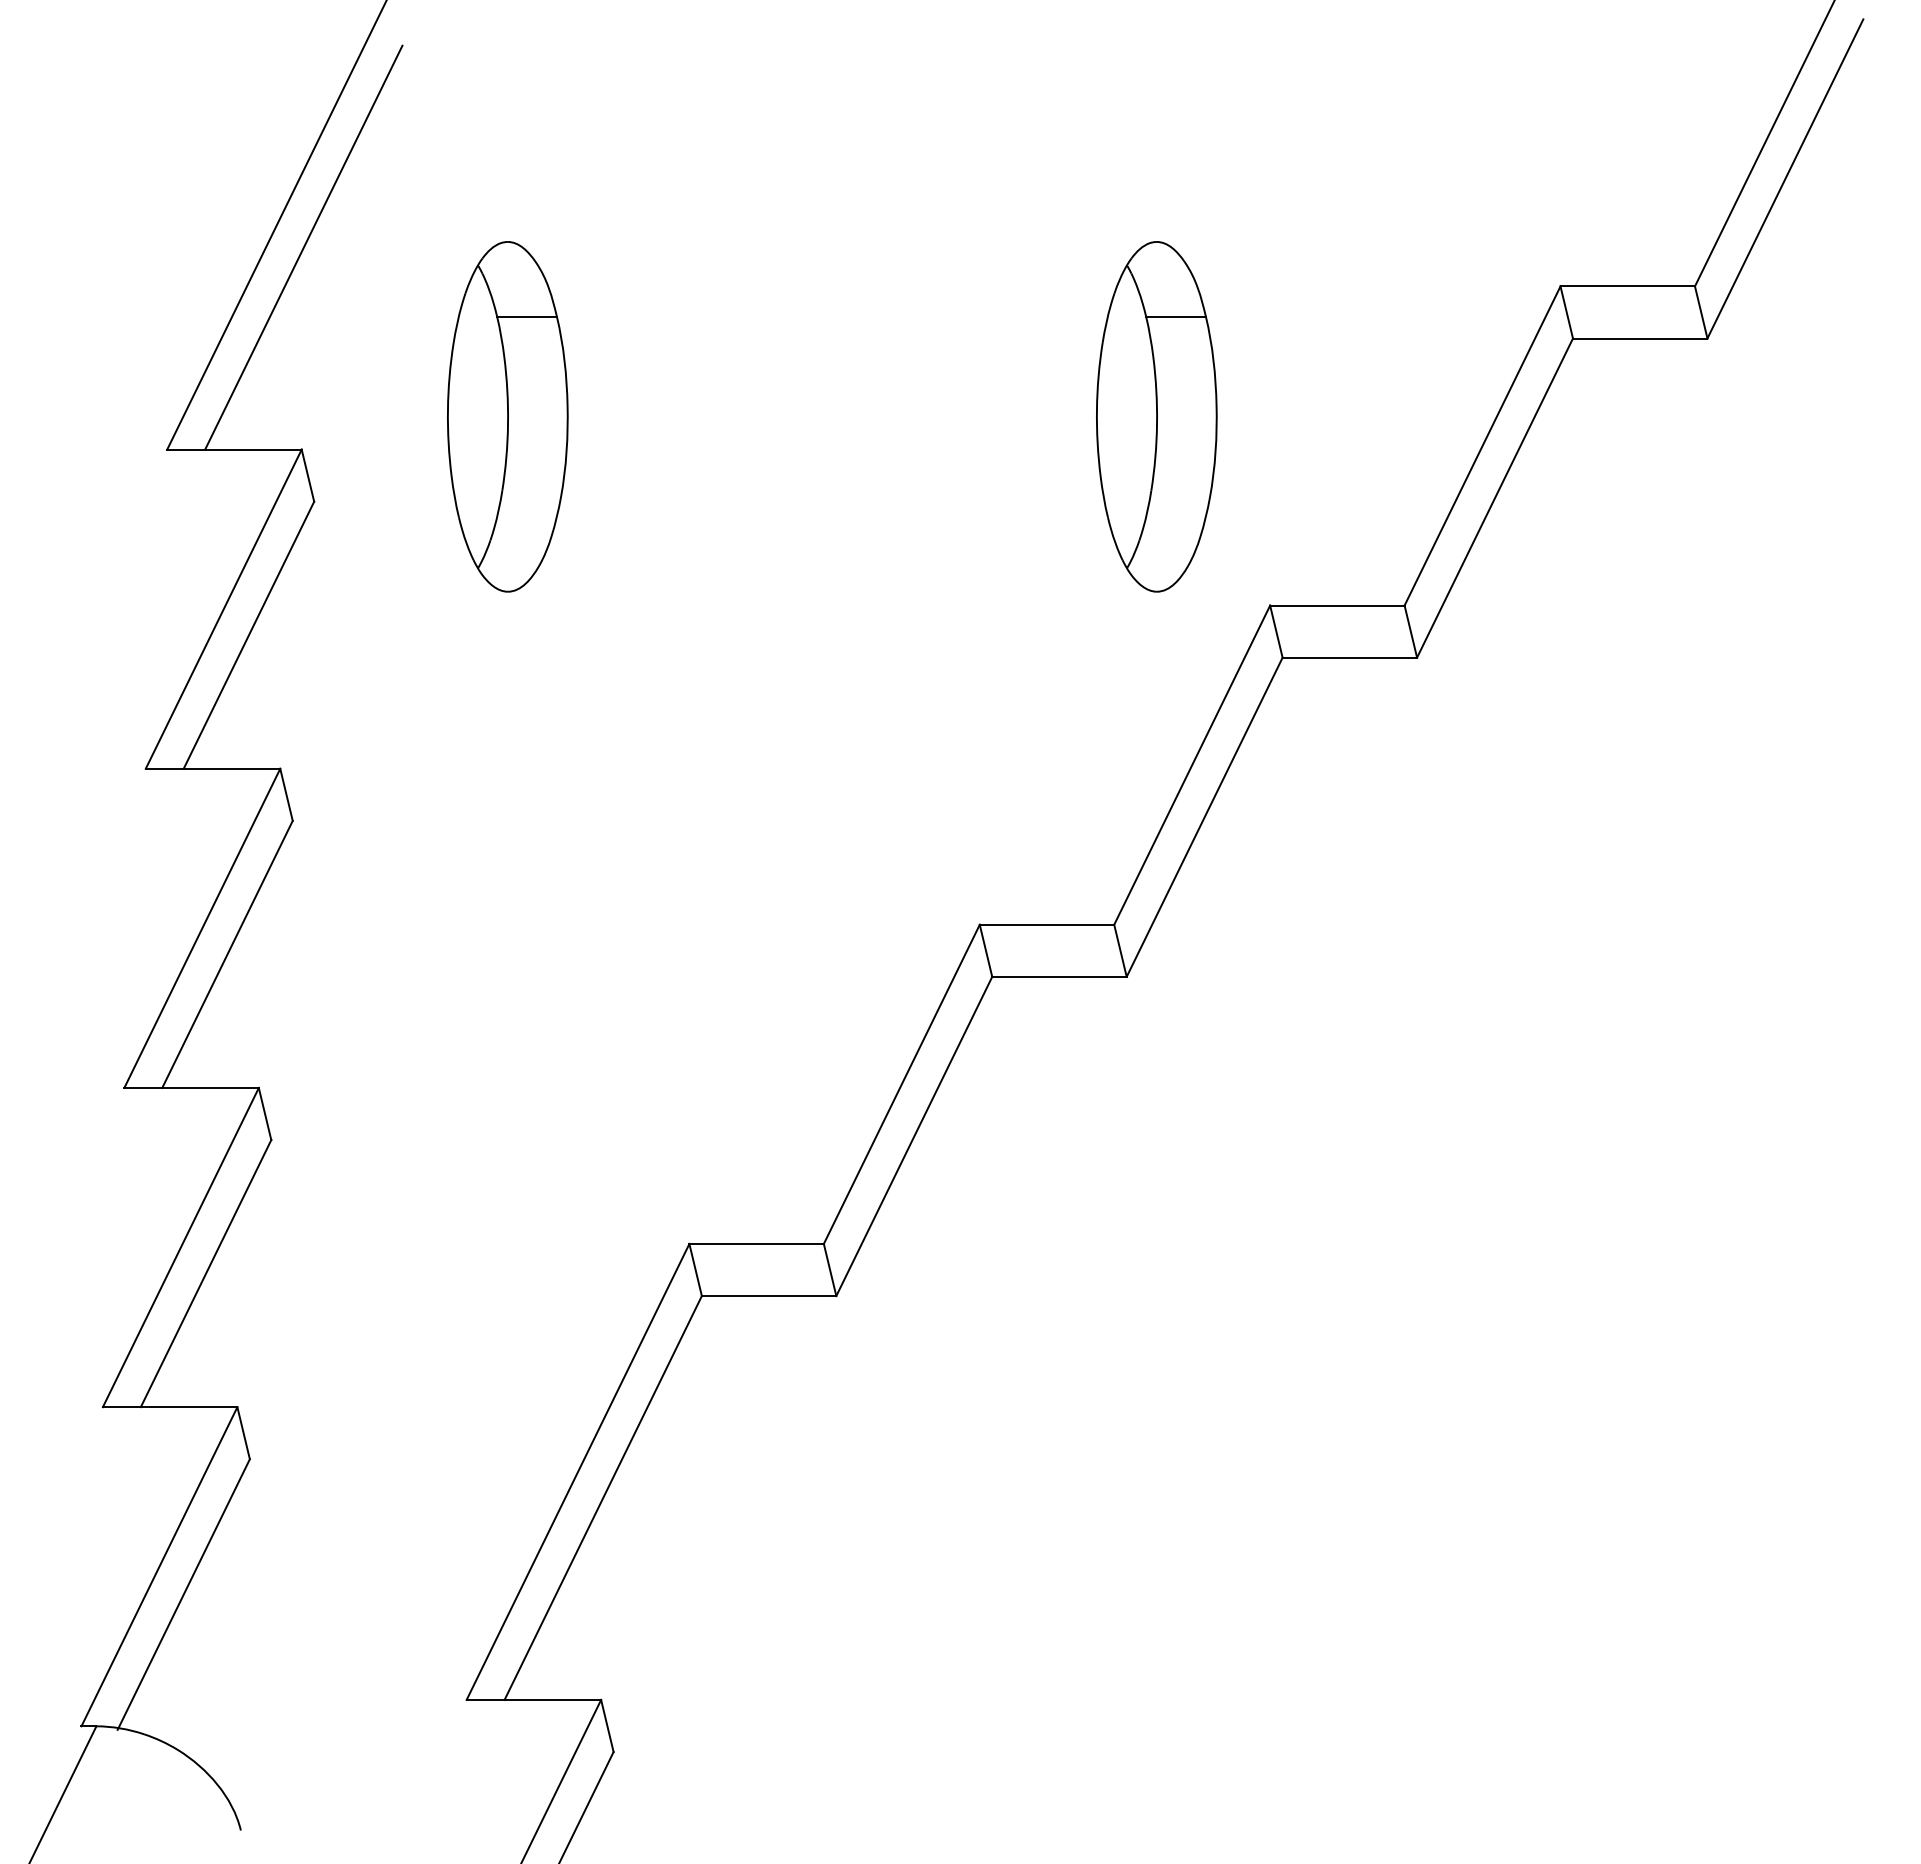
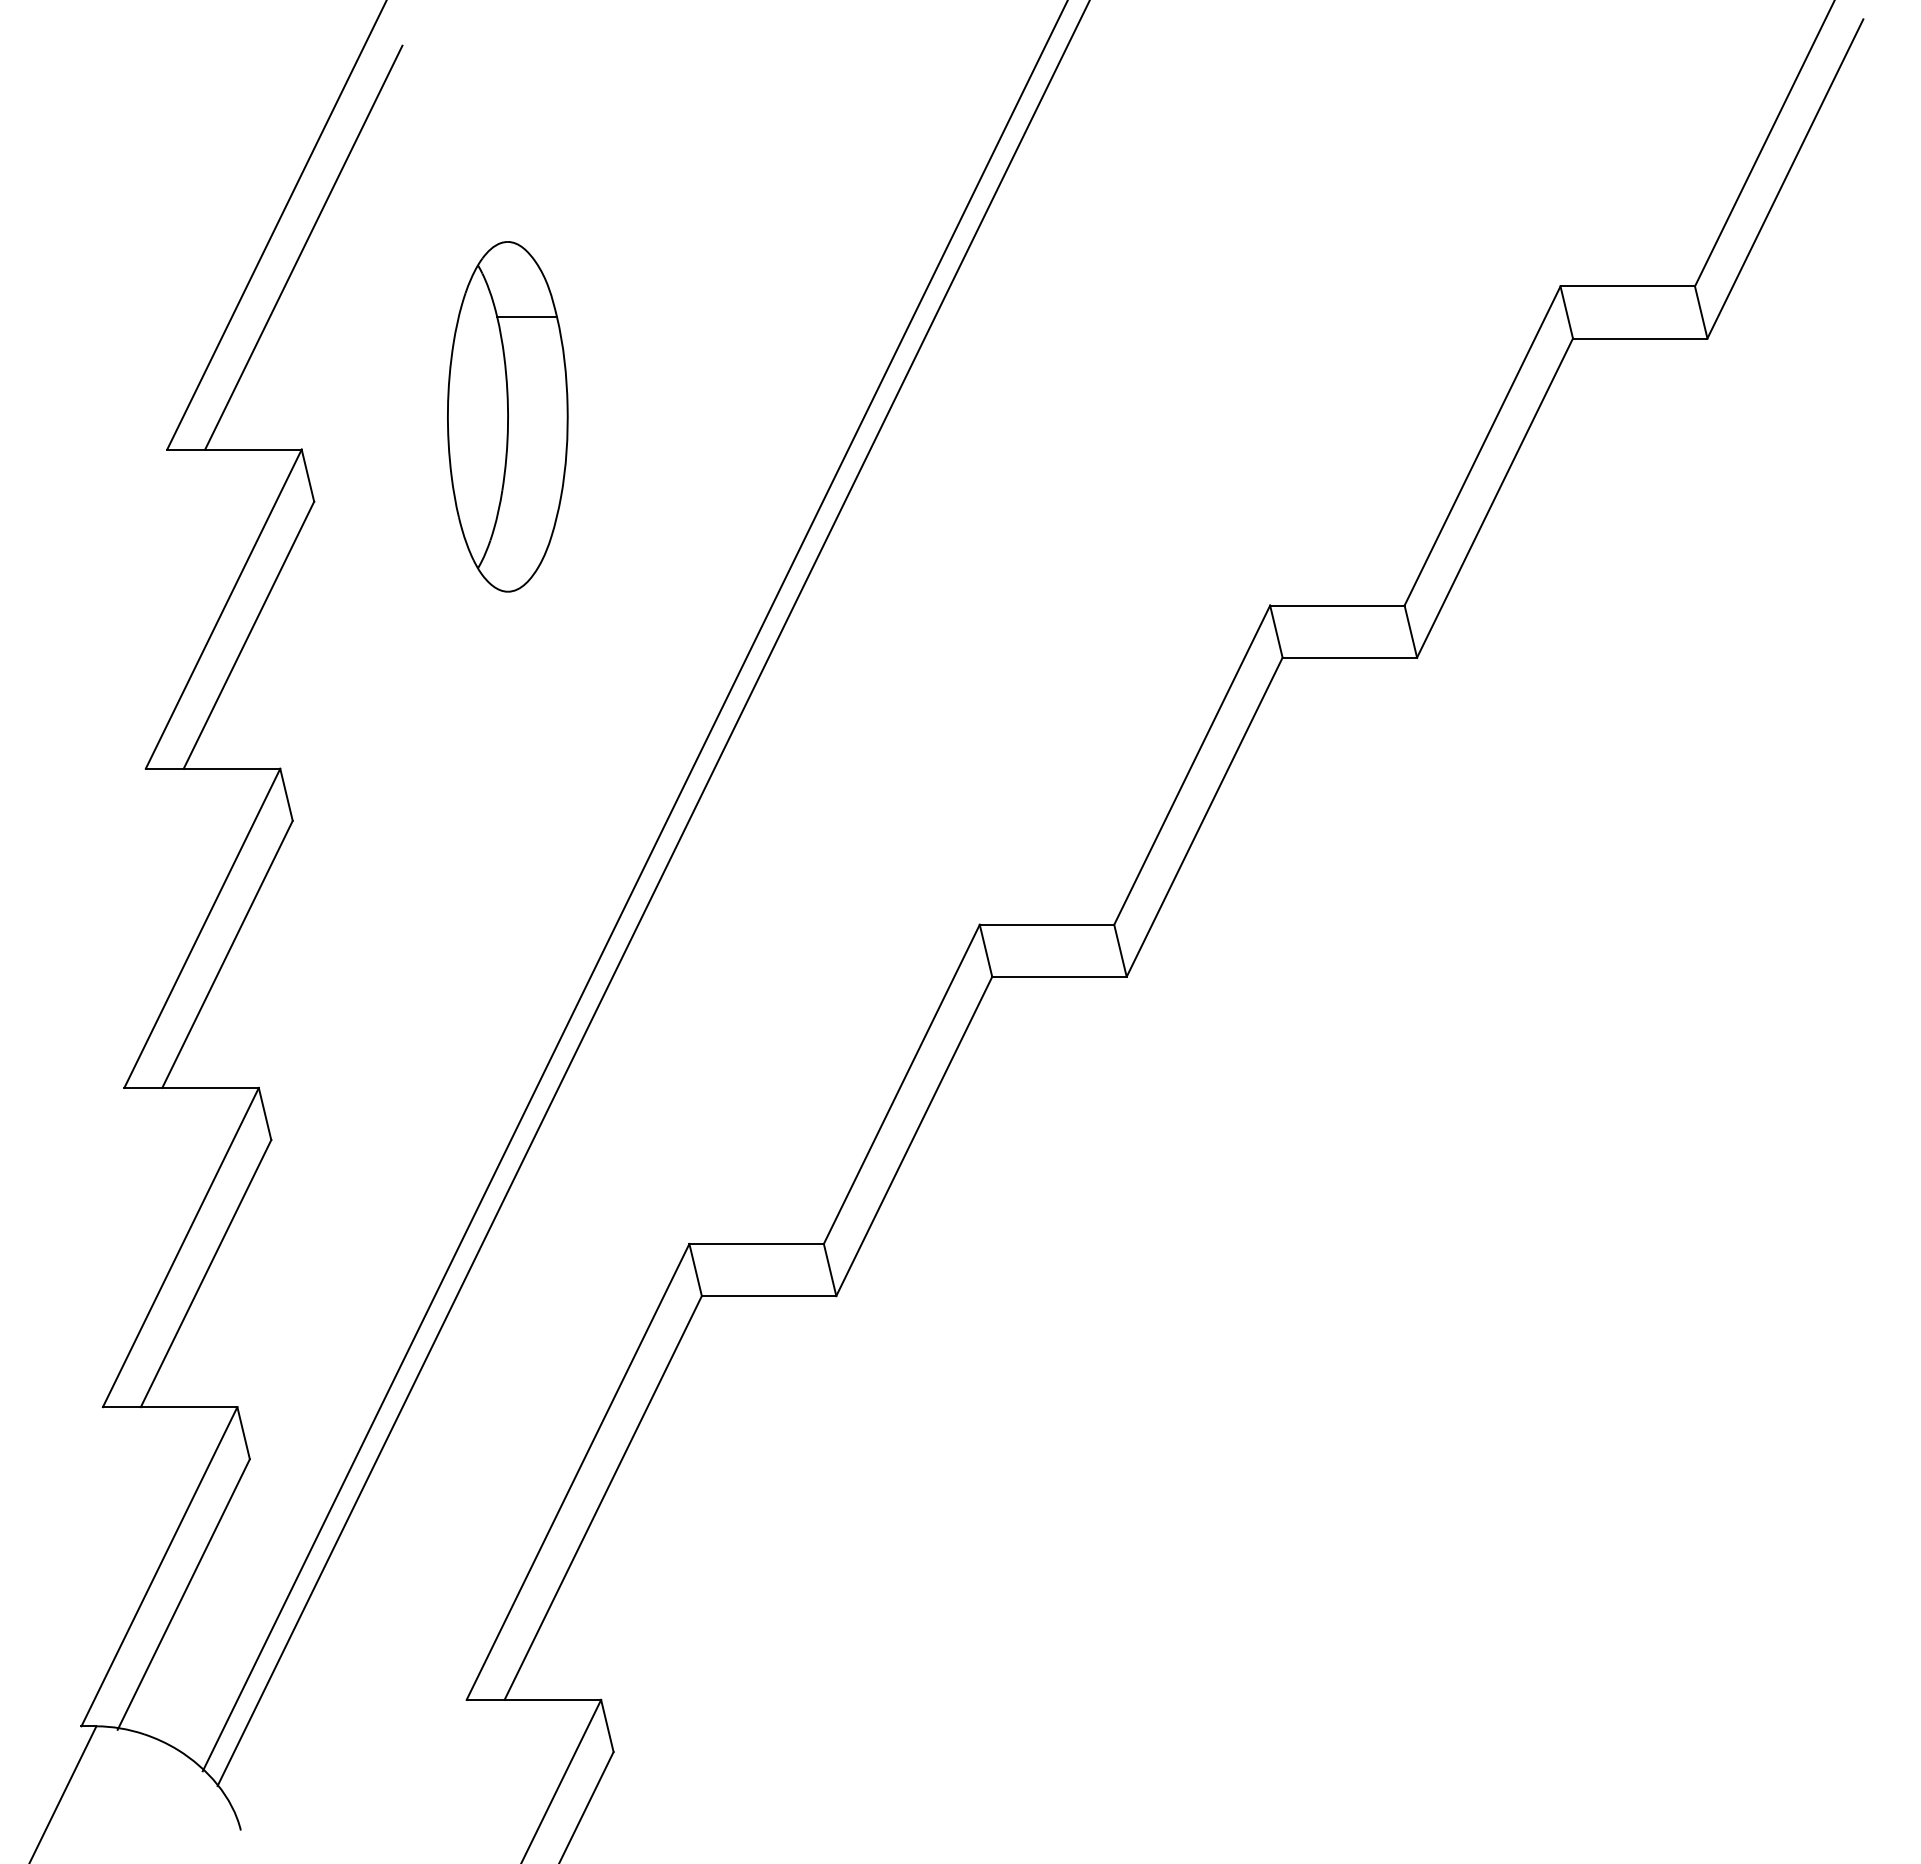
part: present -> none (1156, 416)
line: none -> present (634, 886)
line: none -> present (652, 894)
